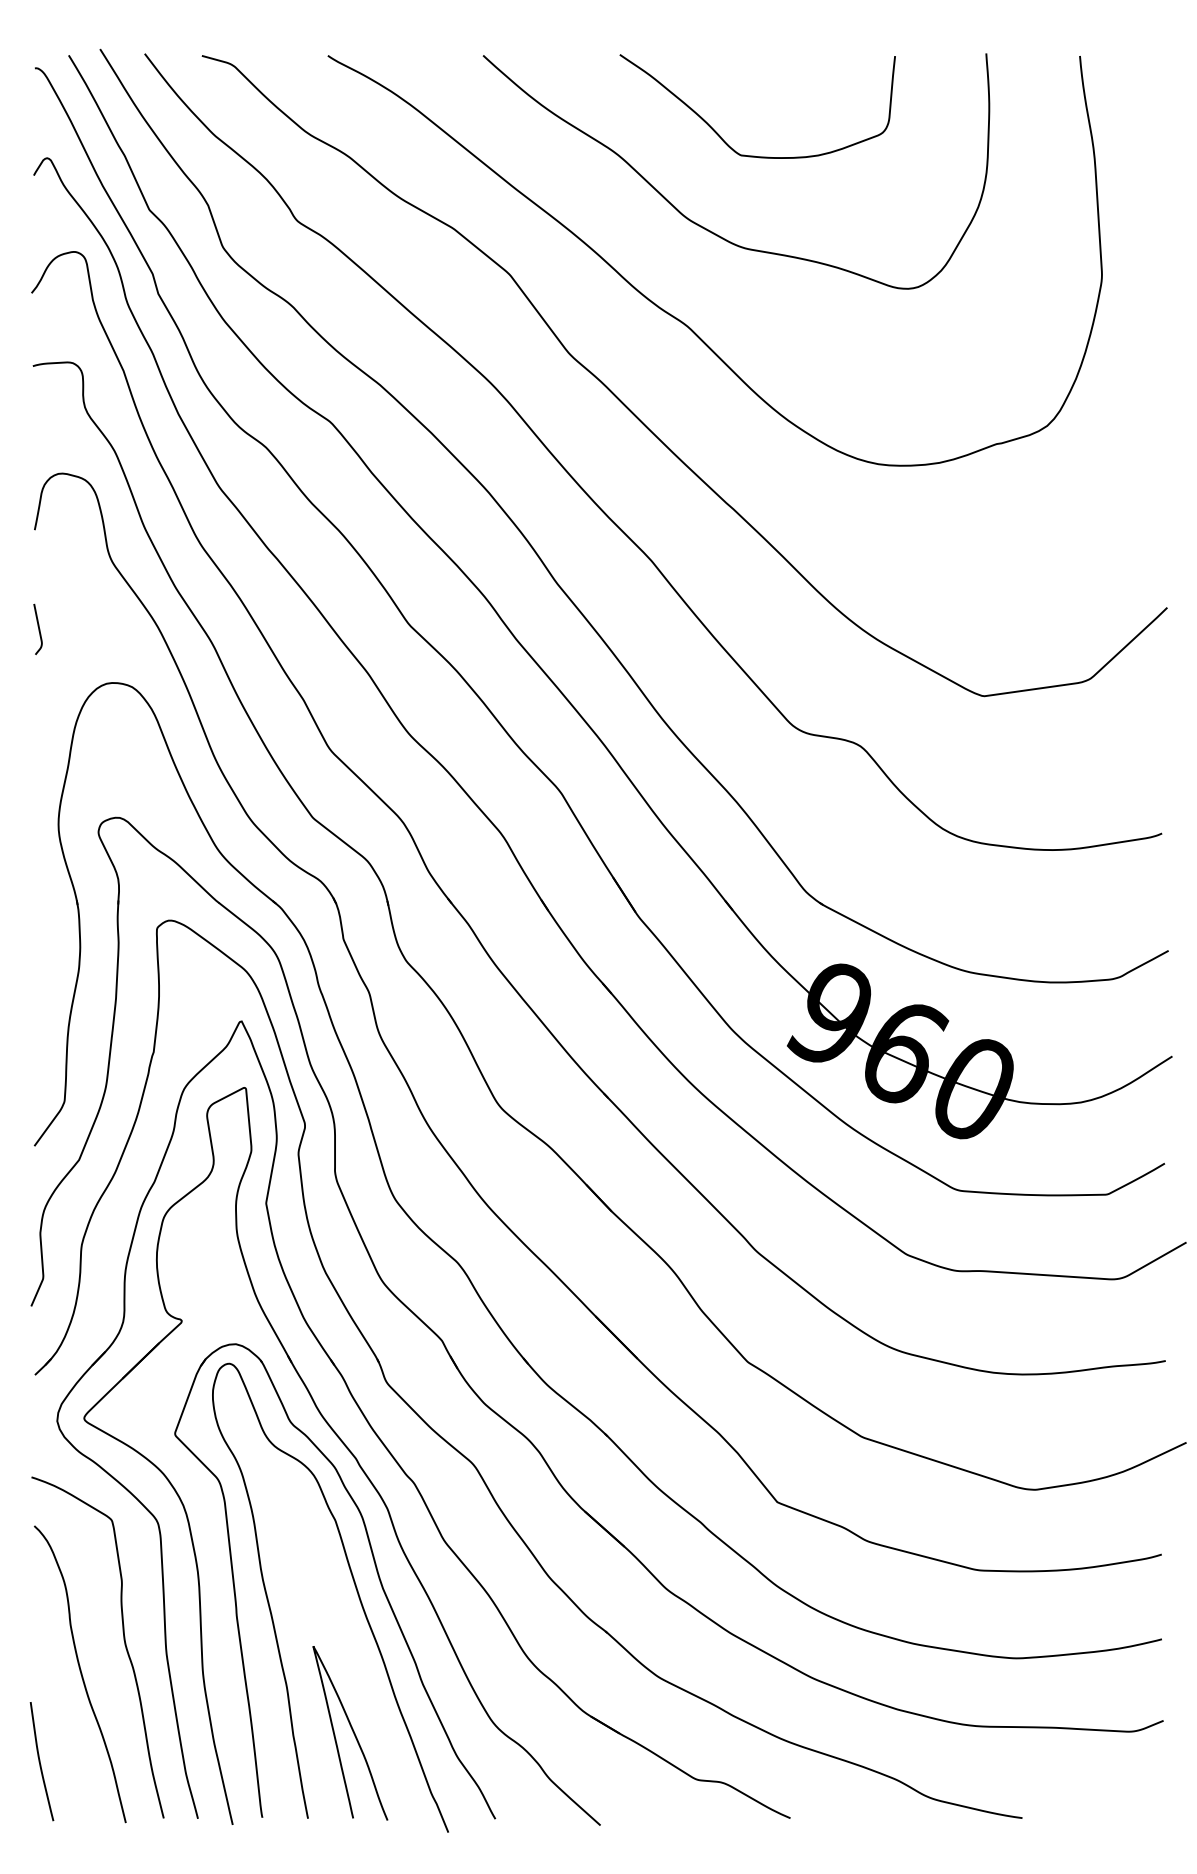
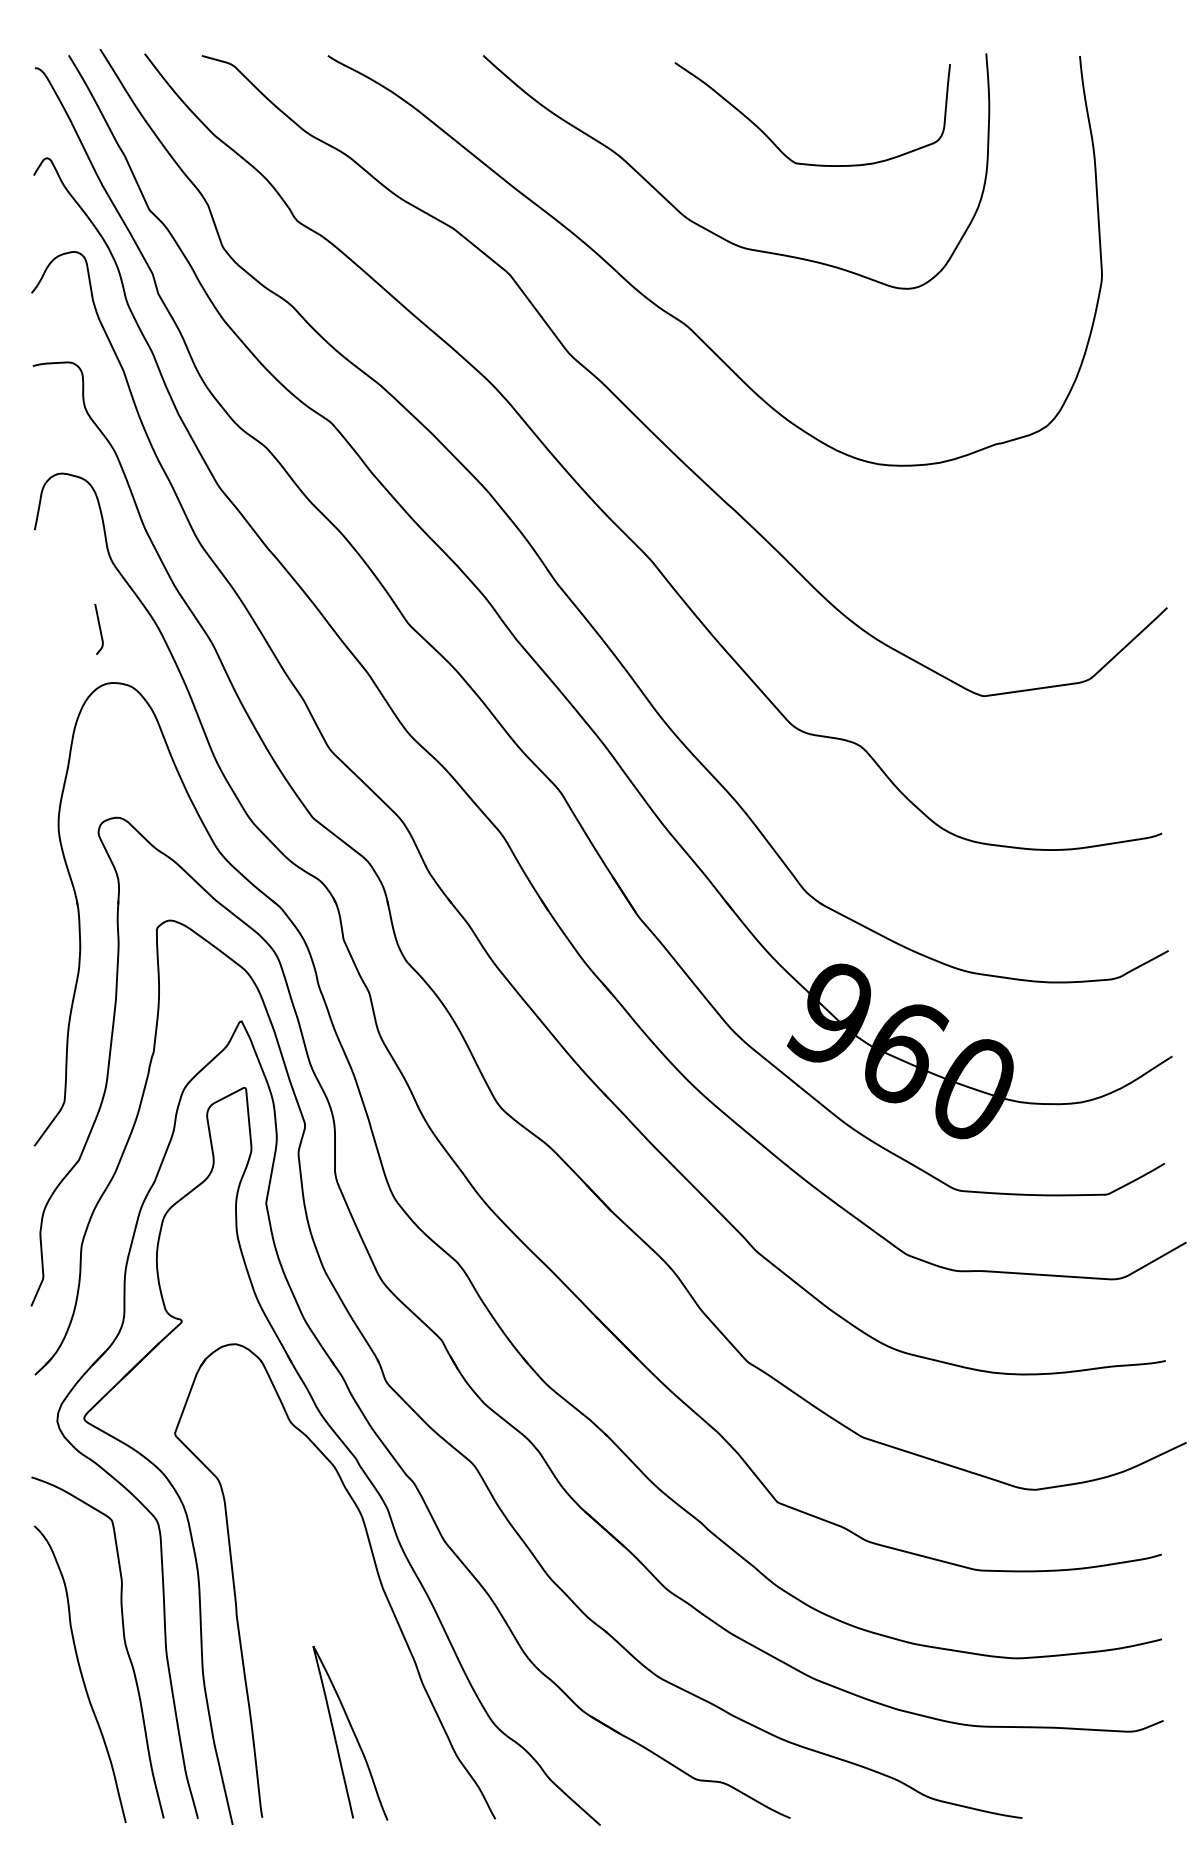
curve position: (721, 136) -> (776, 144) (776, 144)
curve position: (38, 628) -> (99, 628) (99, 628)
curve: present -> none (355, 1588)
curve: present -> none (40, 1761)
